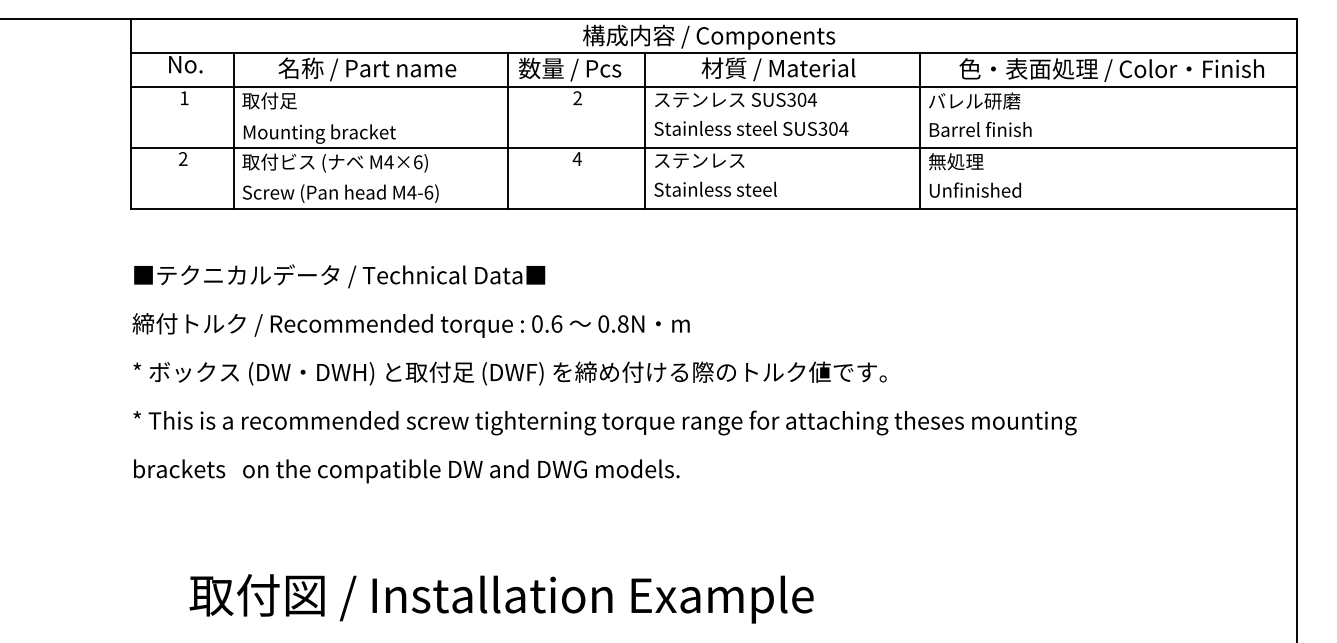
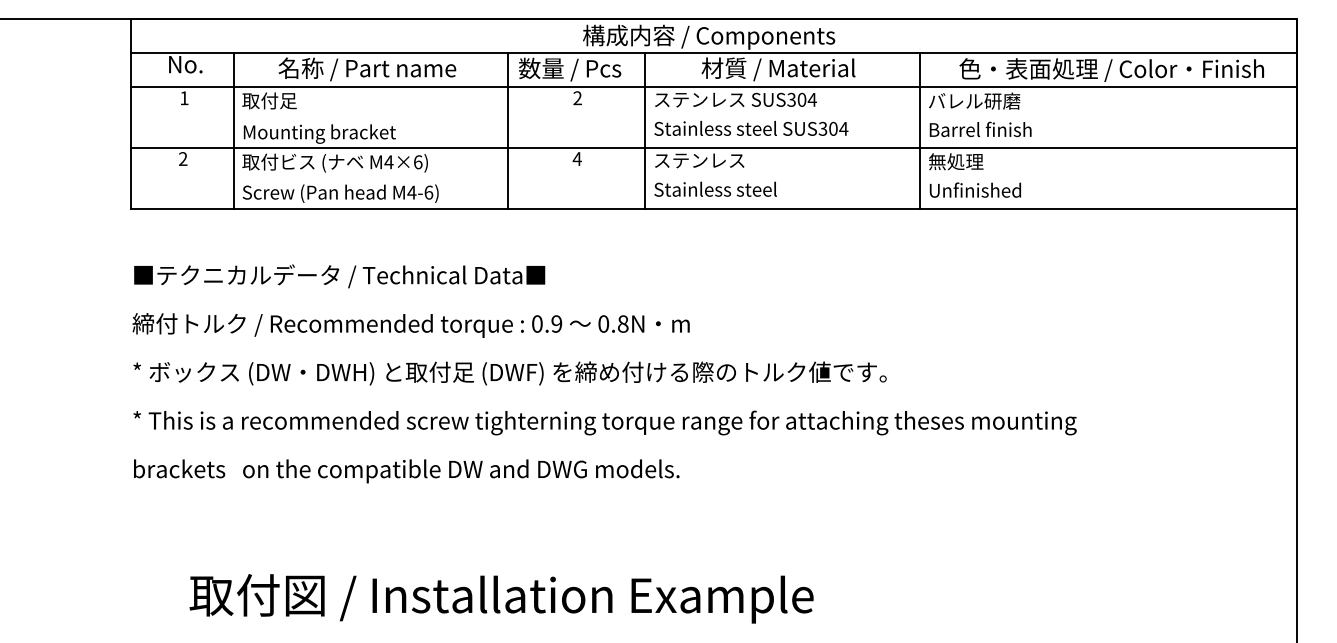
text: 0.6 -> 0.9 (556, 323)
